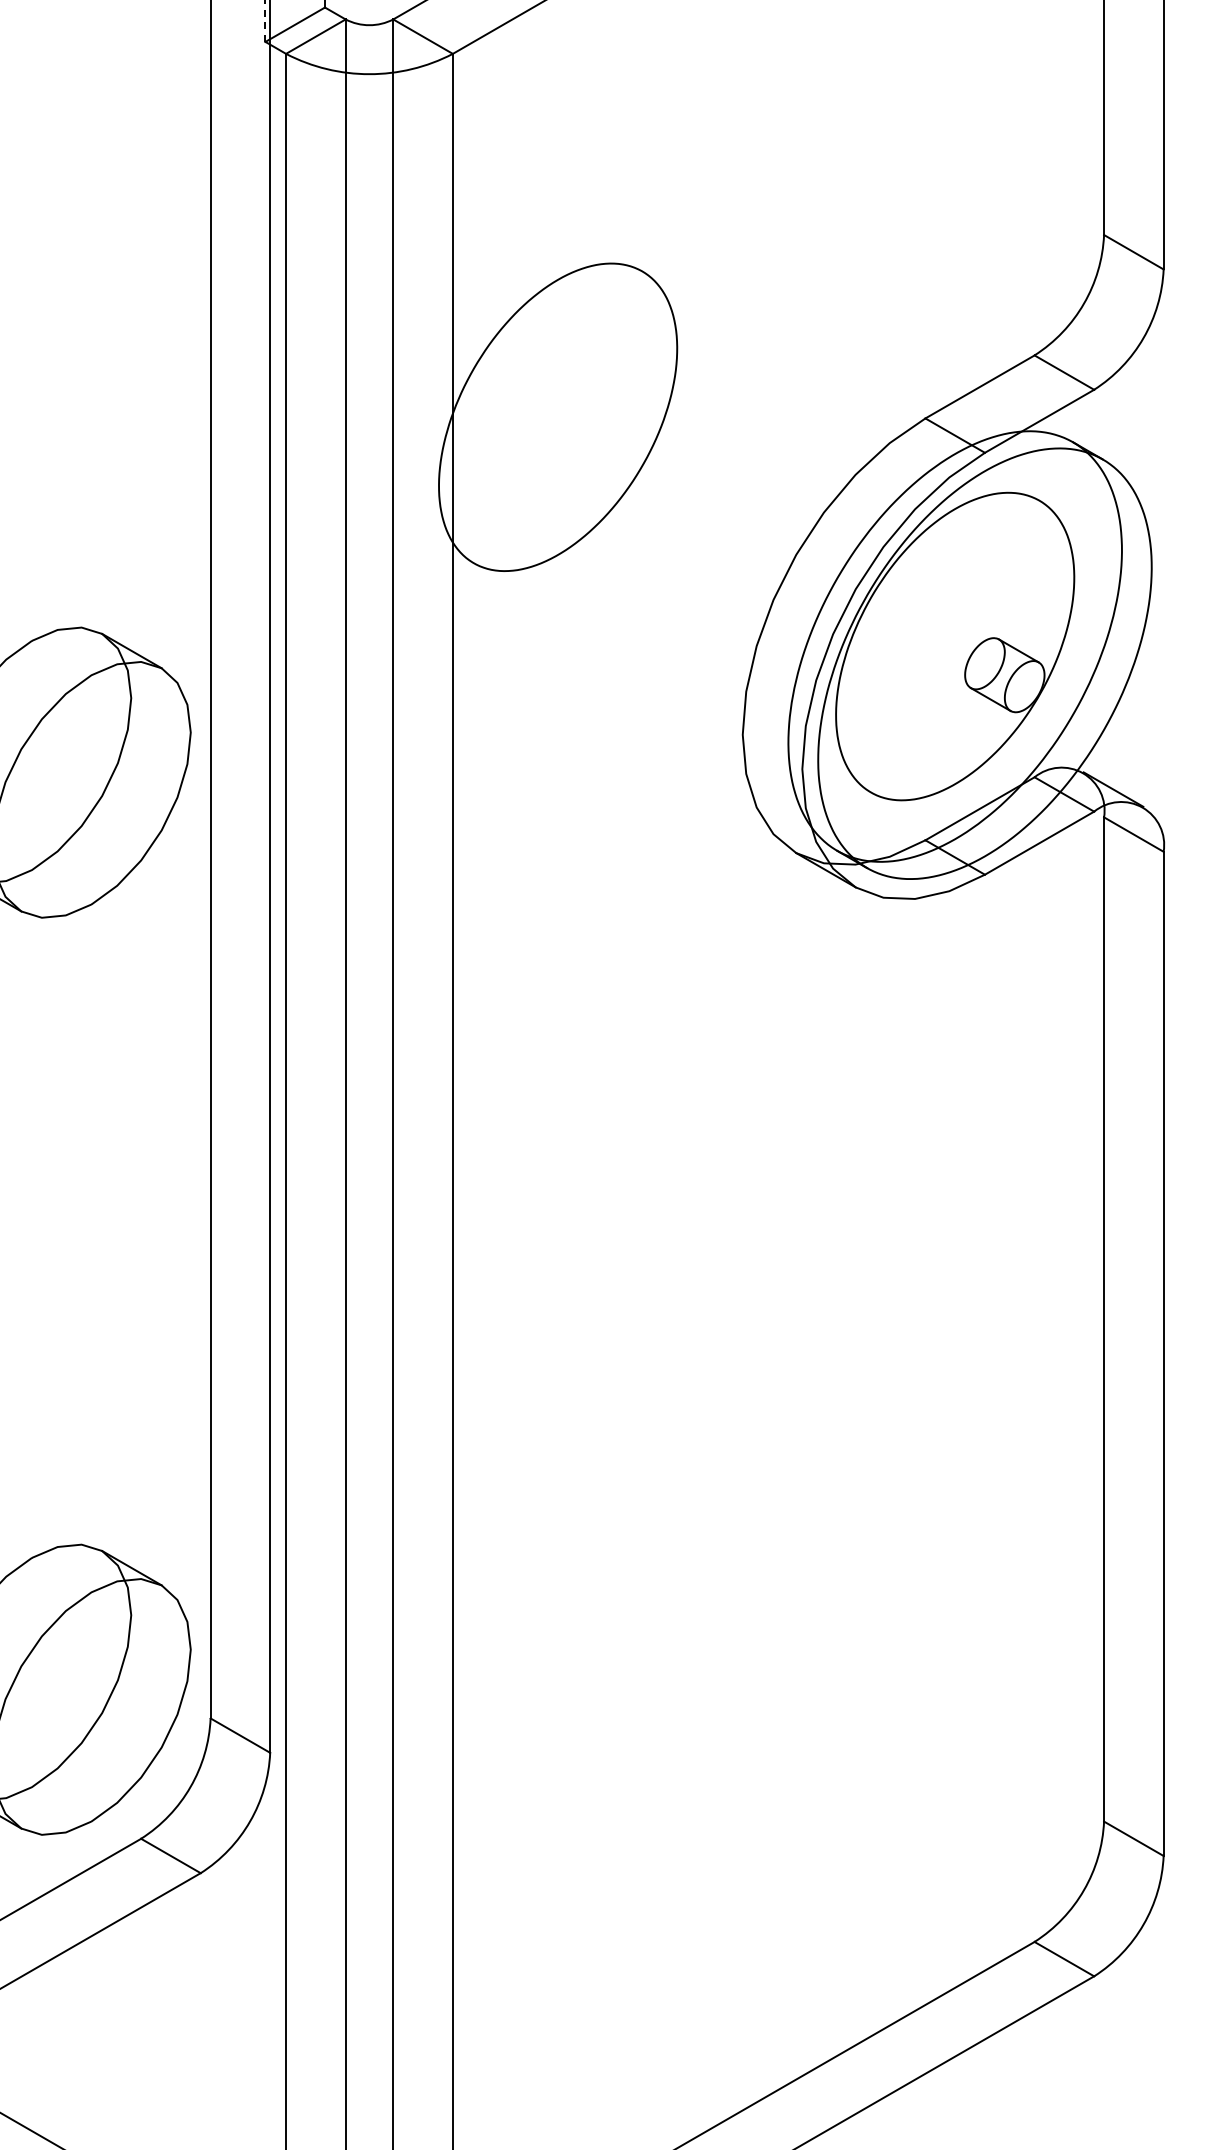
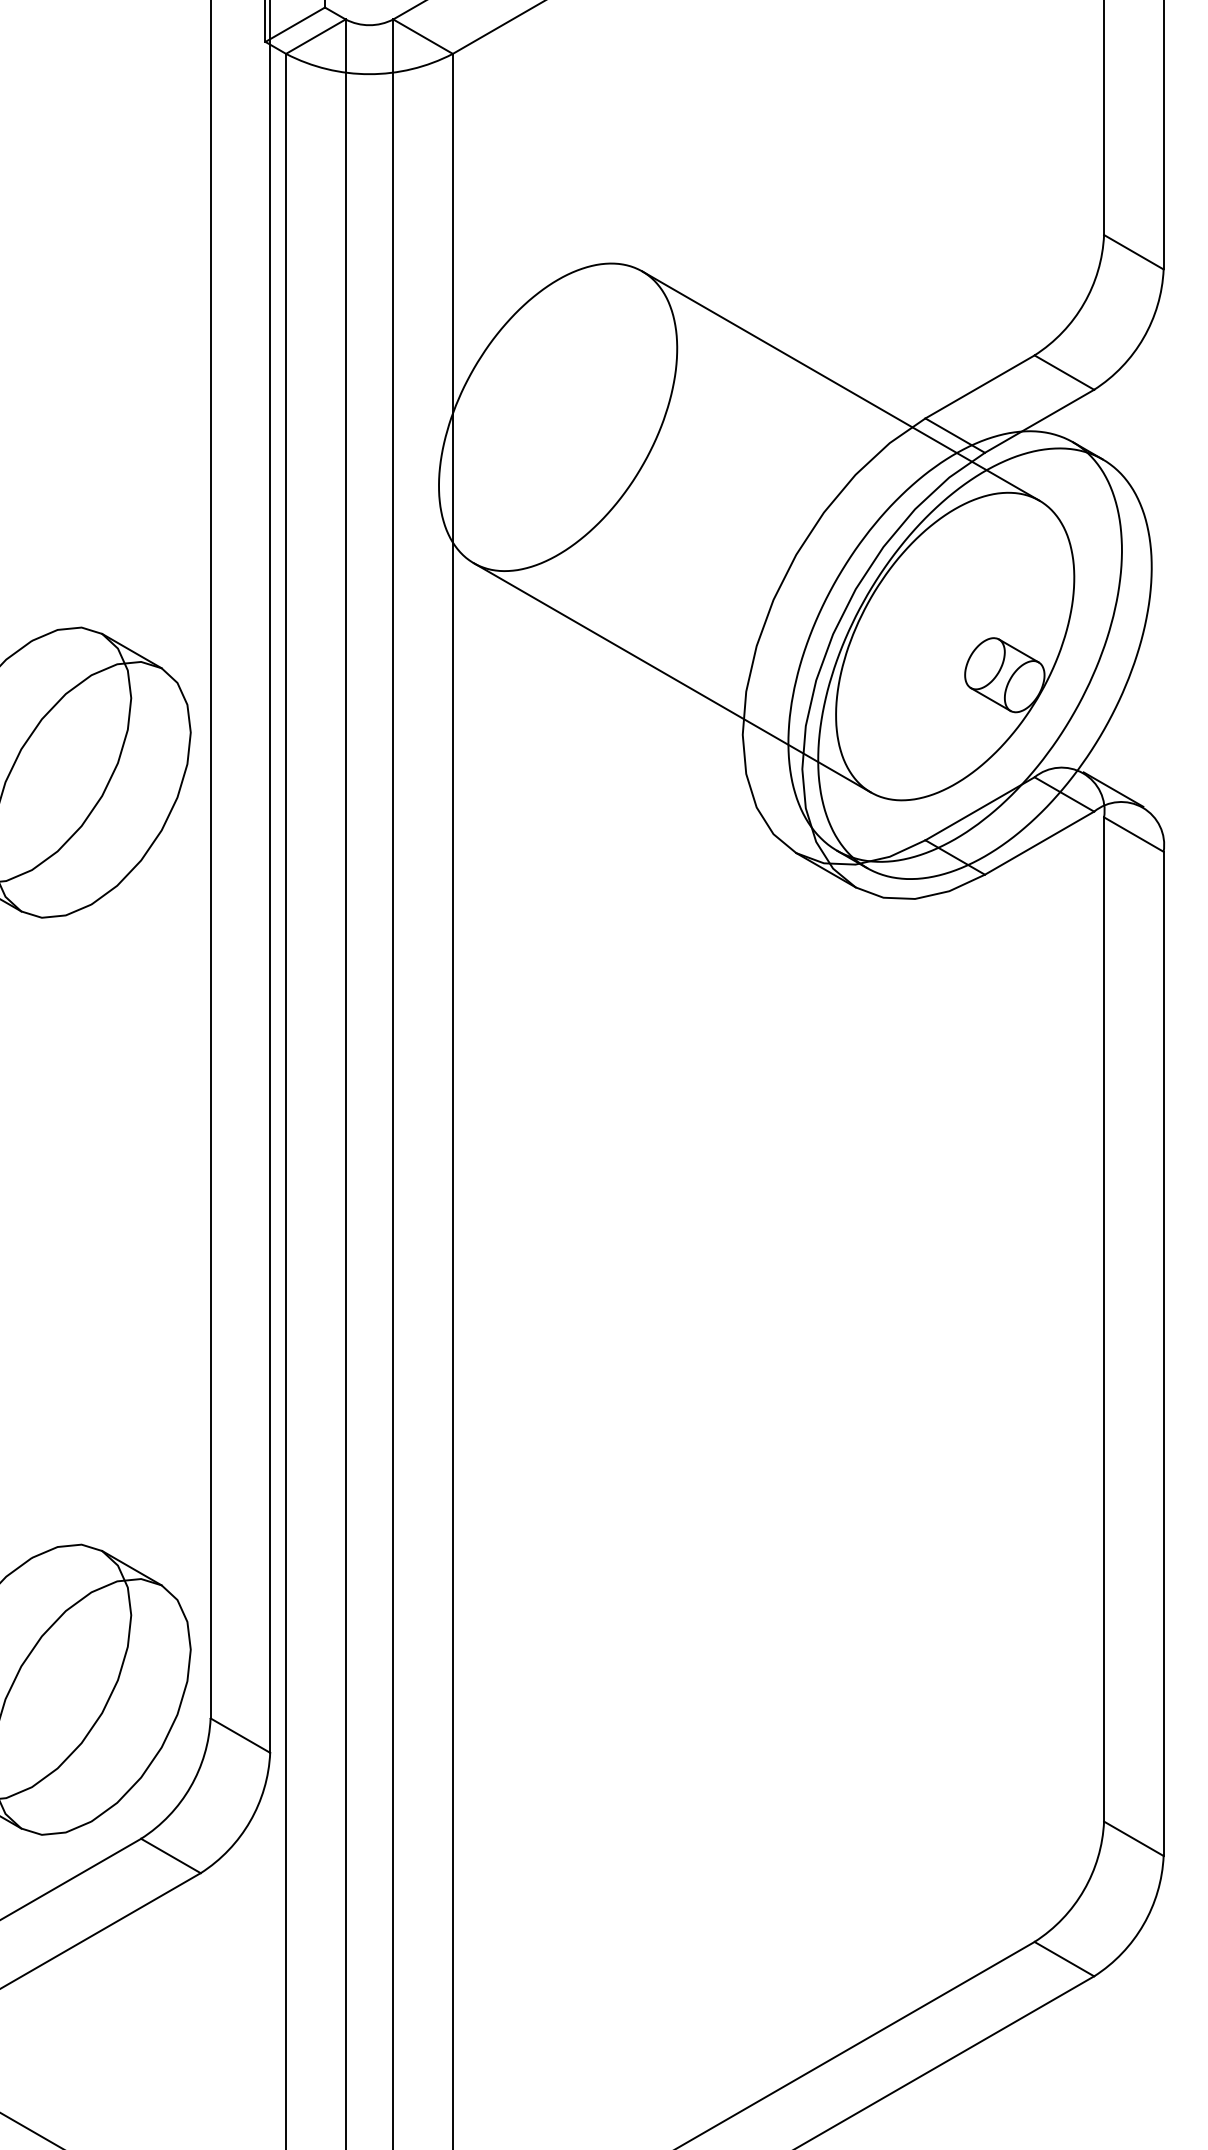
line: dashed -> solid (265, 20)
line: none -> present (840, 385)
line: none -> present (671, 677)
